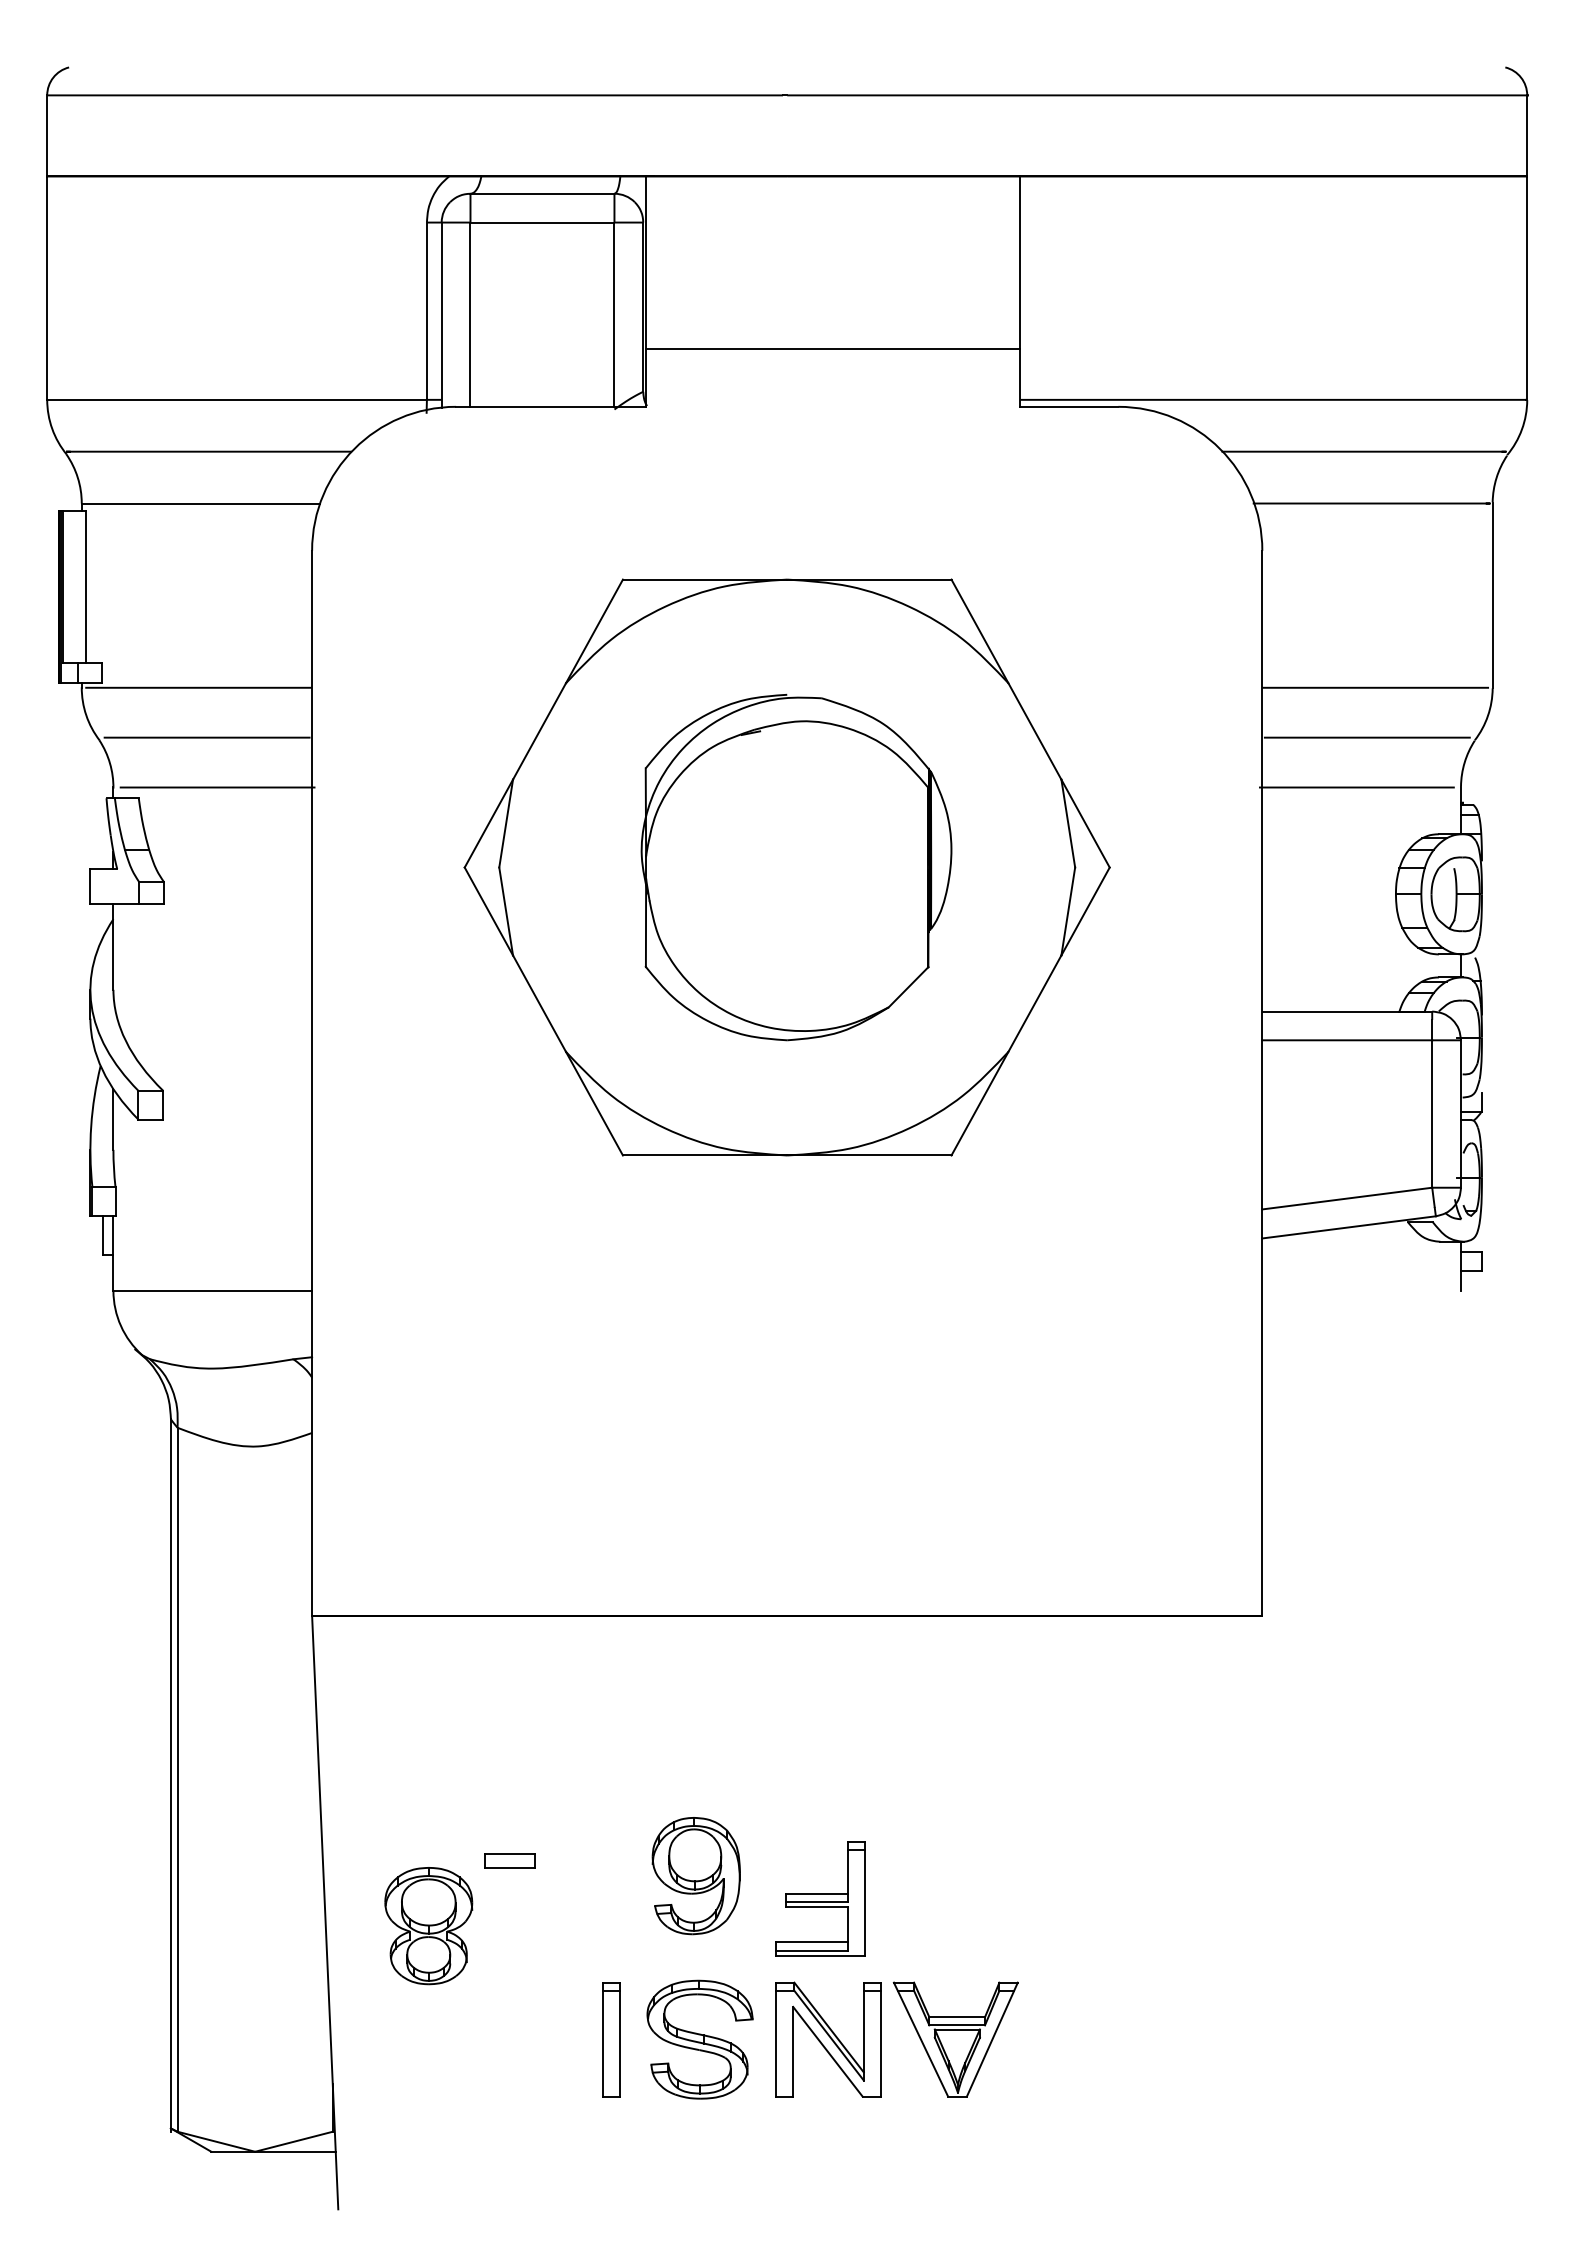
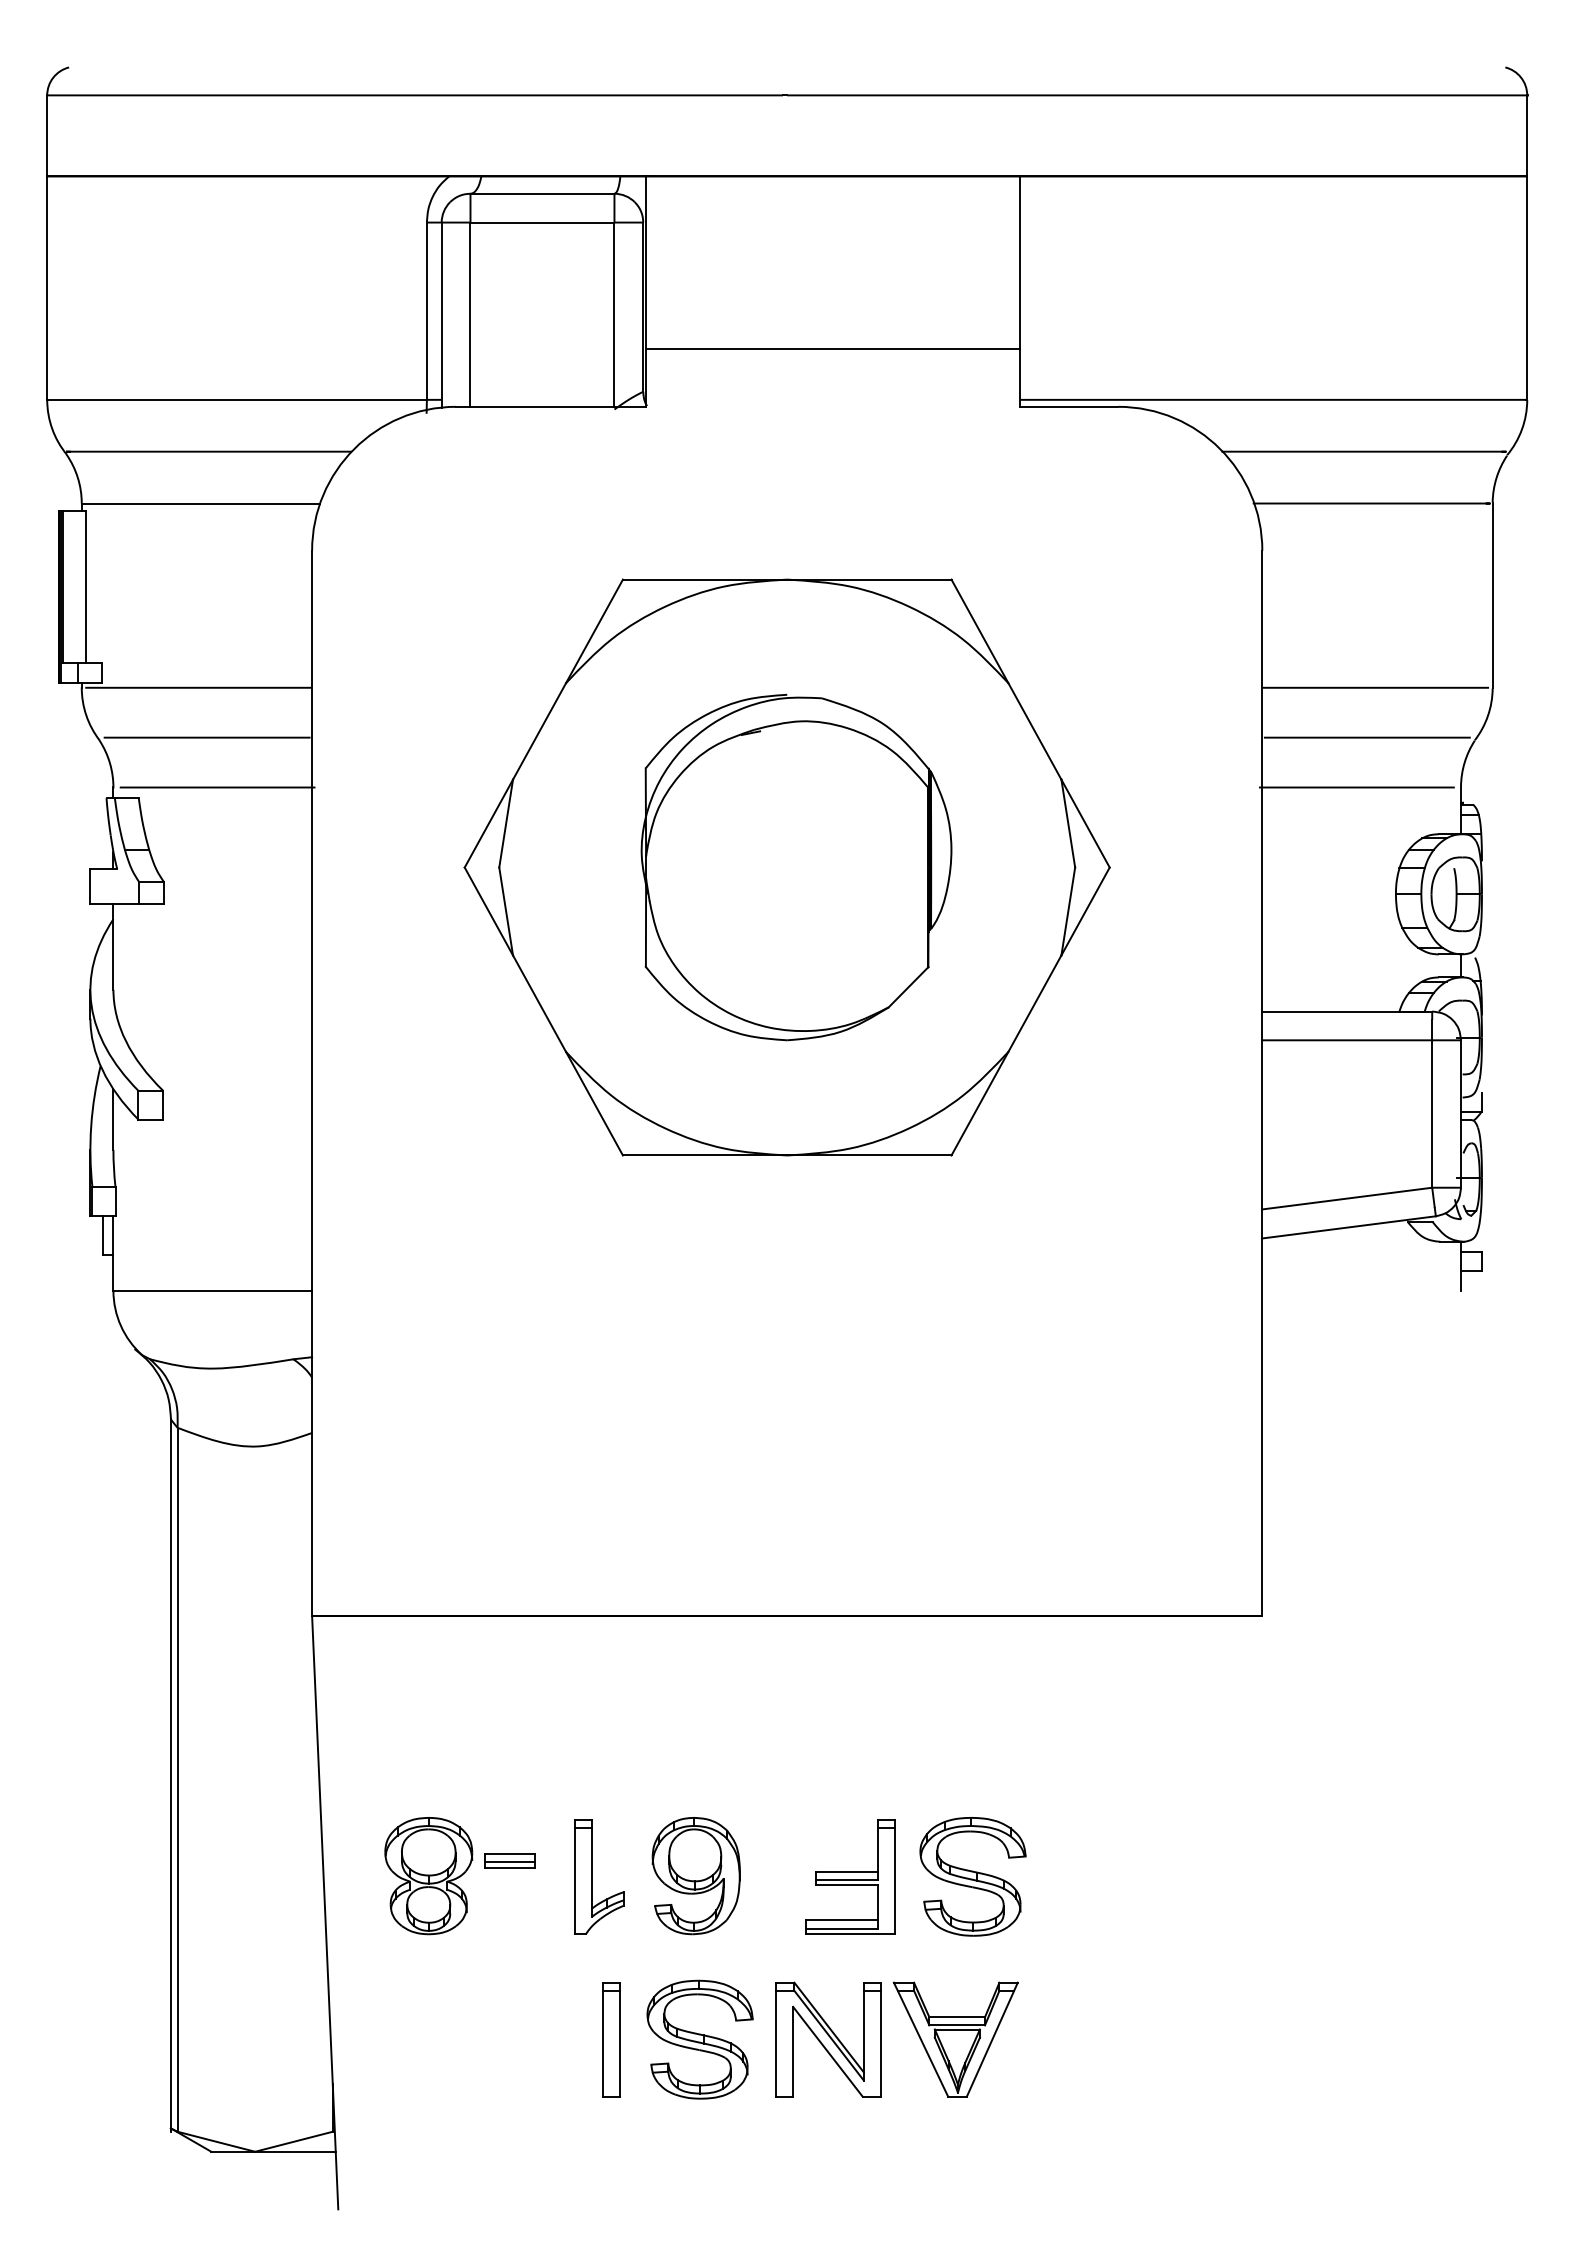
line: none -> present (510, 1862)
part: none -> present (592, 1876)
part: none -> present (972, 1876)
part position: (820, 1898) -> (850, 1876) (850, 1876)
part position: (428, 1926) -> (428, 1876) (428, 1876)
